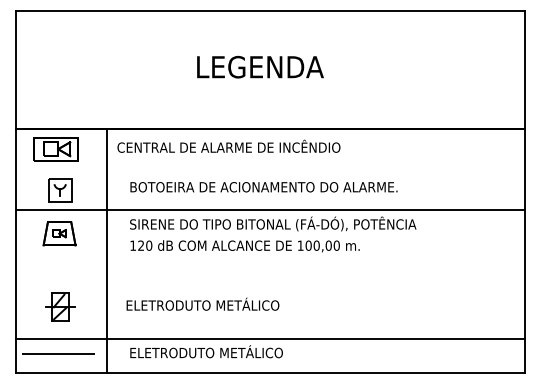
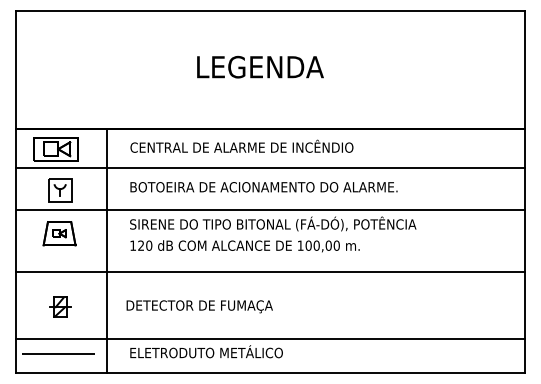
text position: (228, 145) -> (241, 145) (241, 145)
line: none -> present (270, 168)
line: none -> present (270, 272)
text: ELETRODUTO METÁLICO -> DETECTOR DE FUMAÇA (203, 305)
part size: 31x30 px -> 23x22 px (60, 306)
